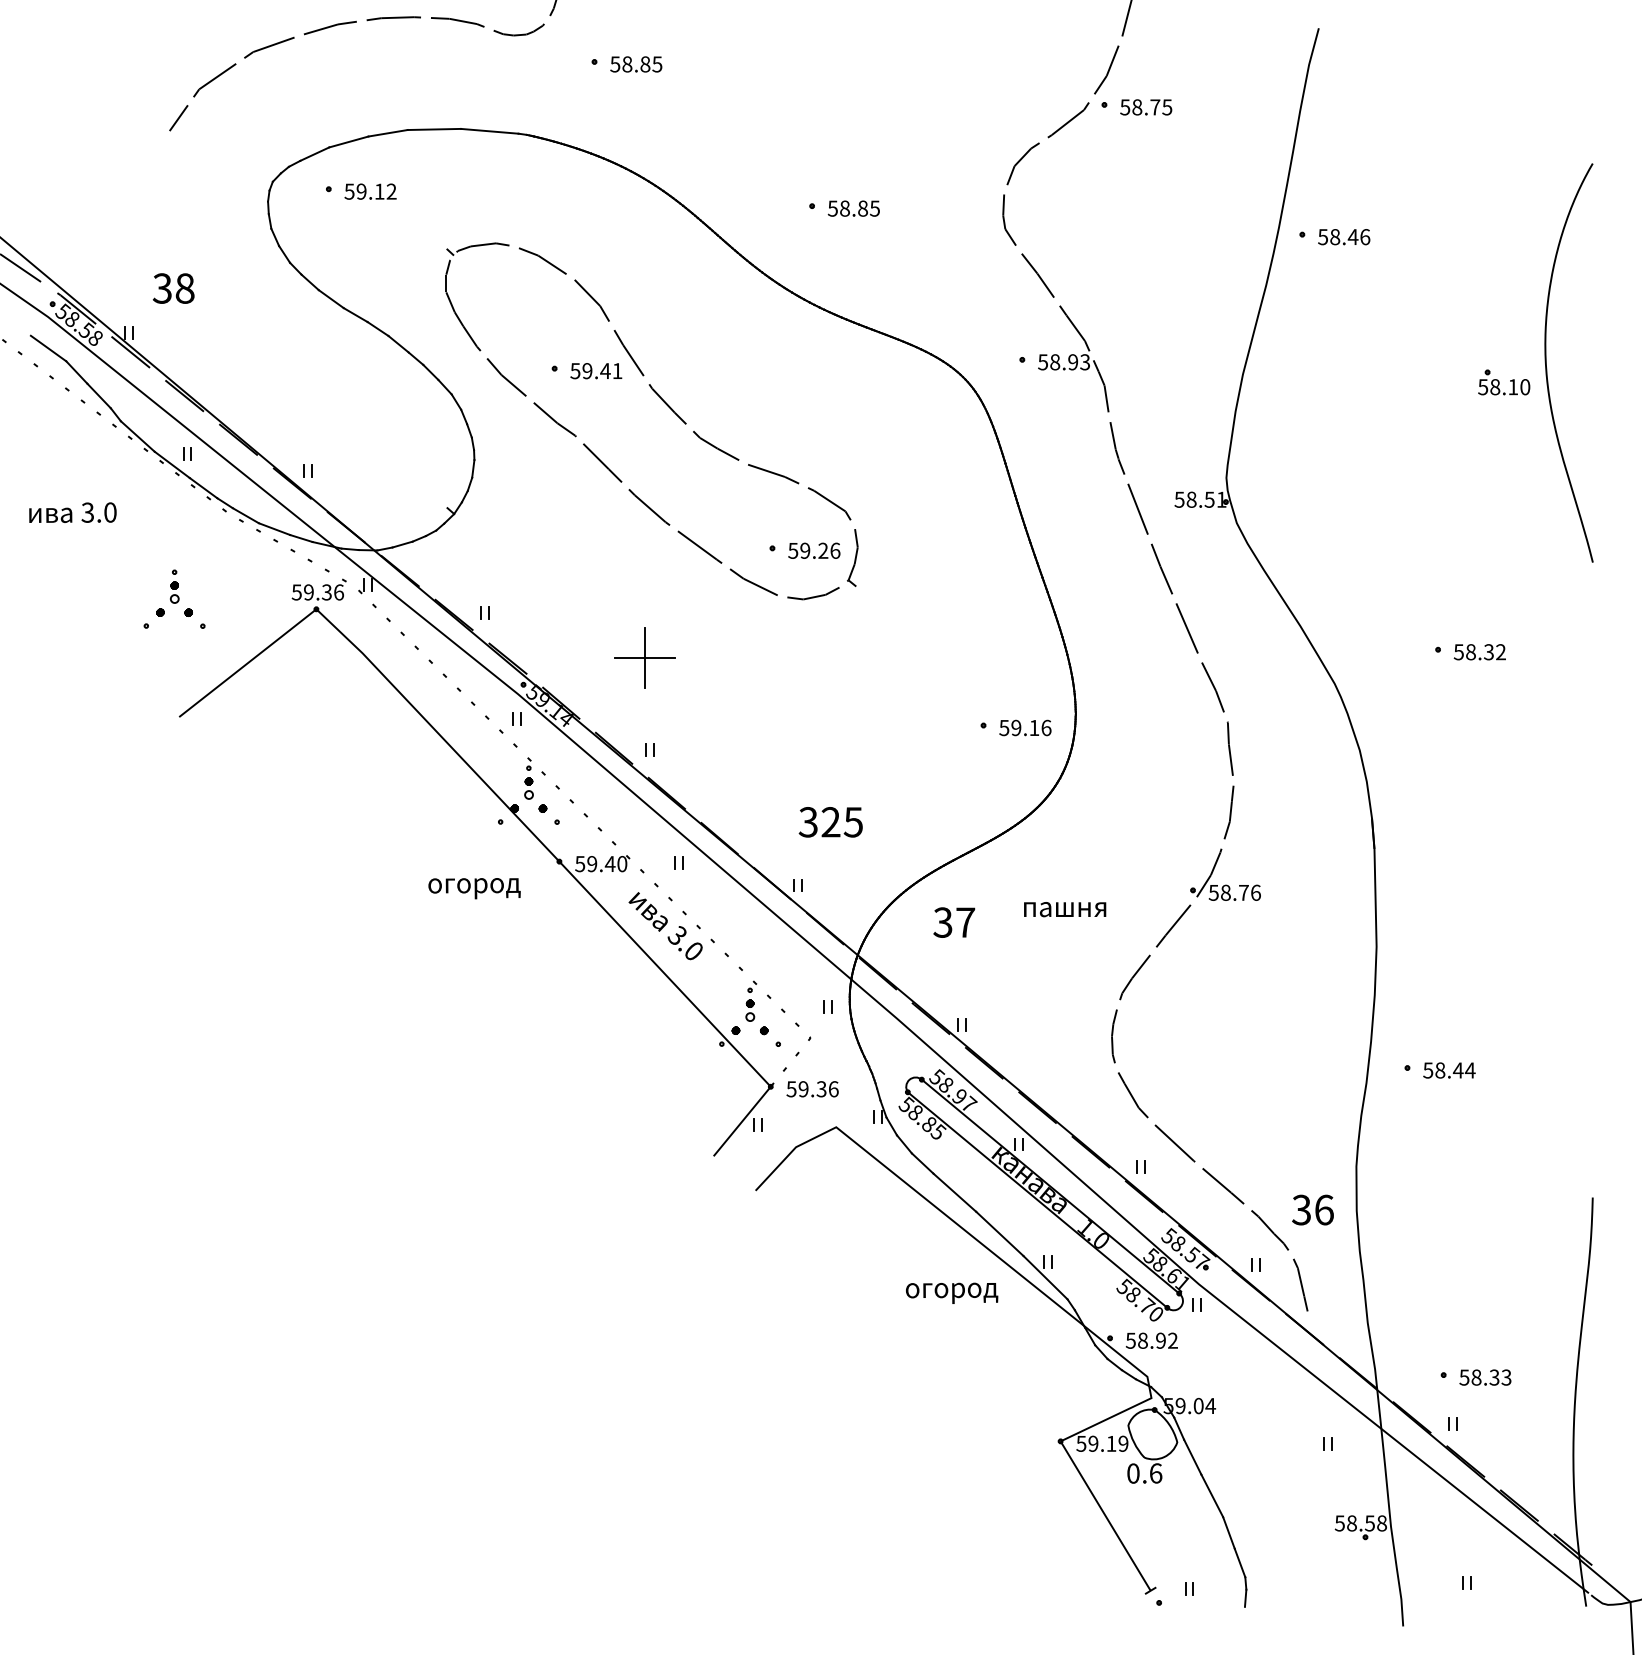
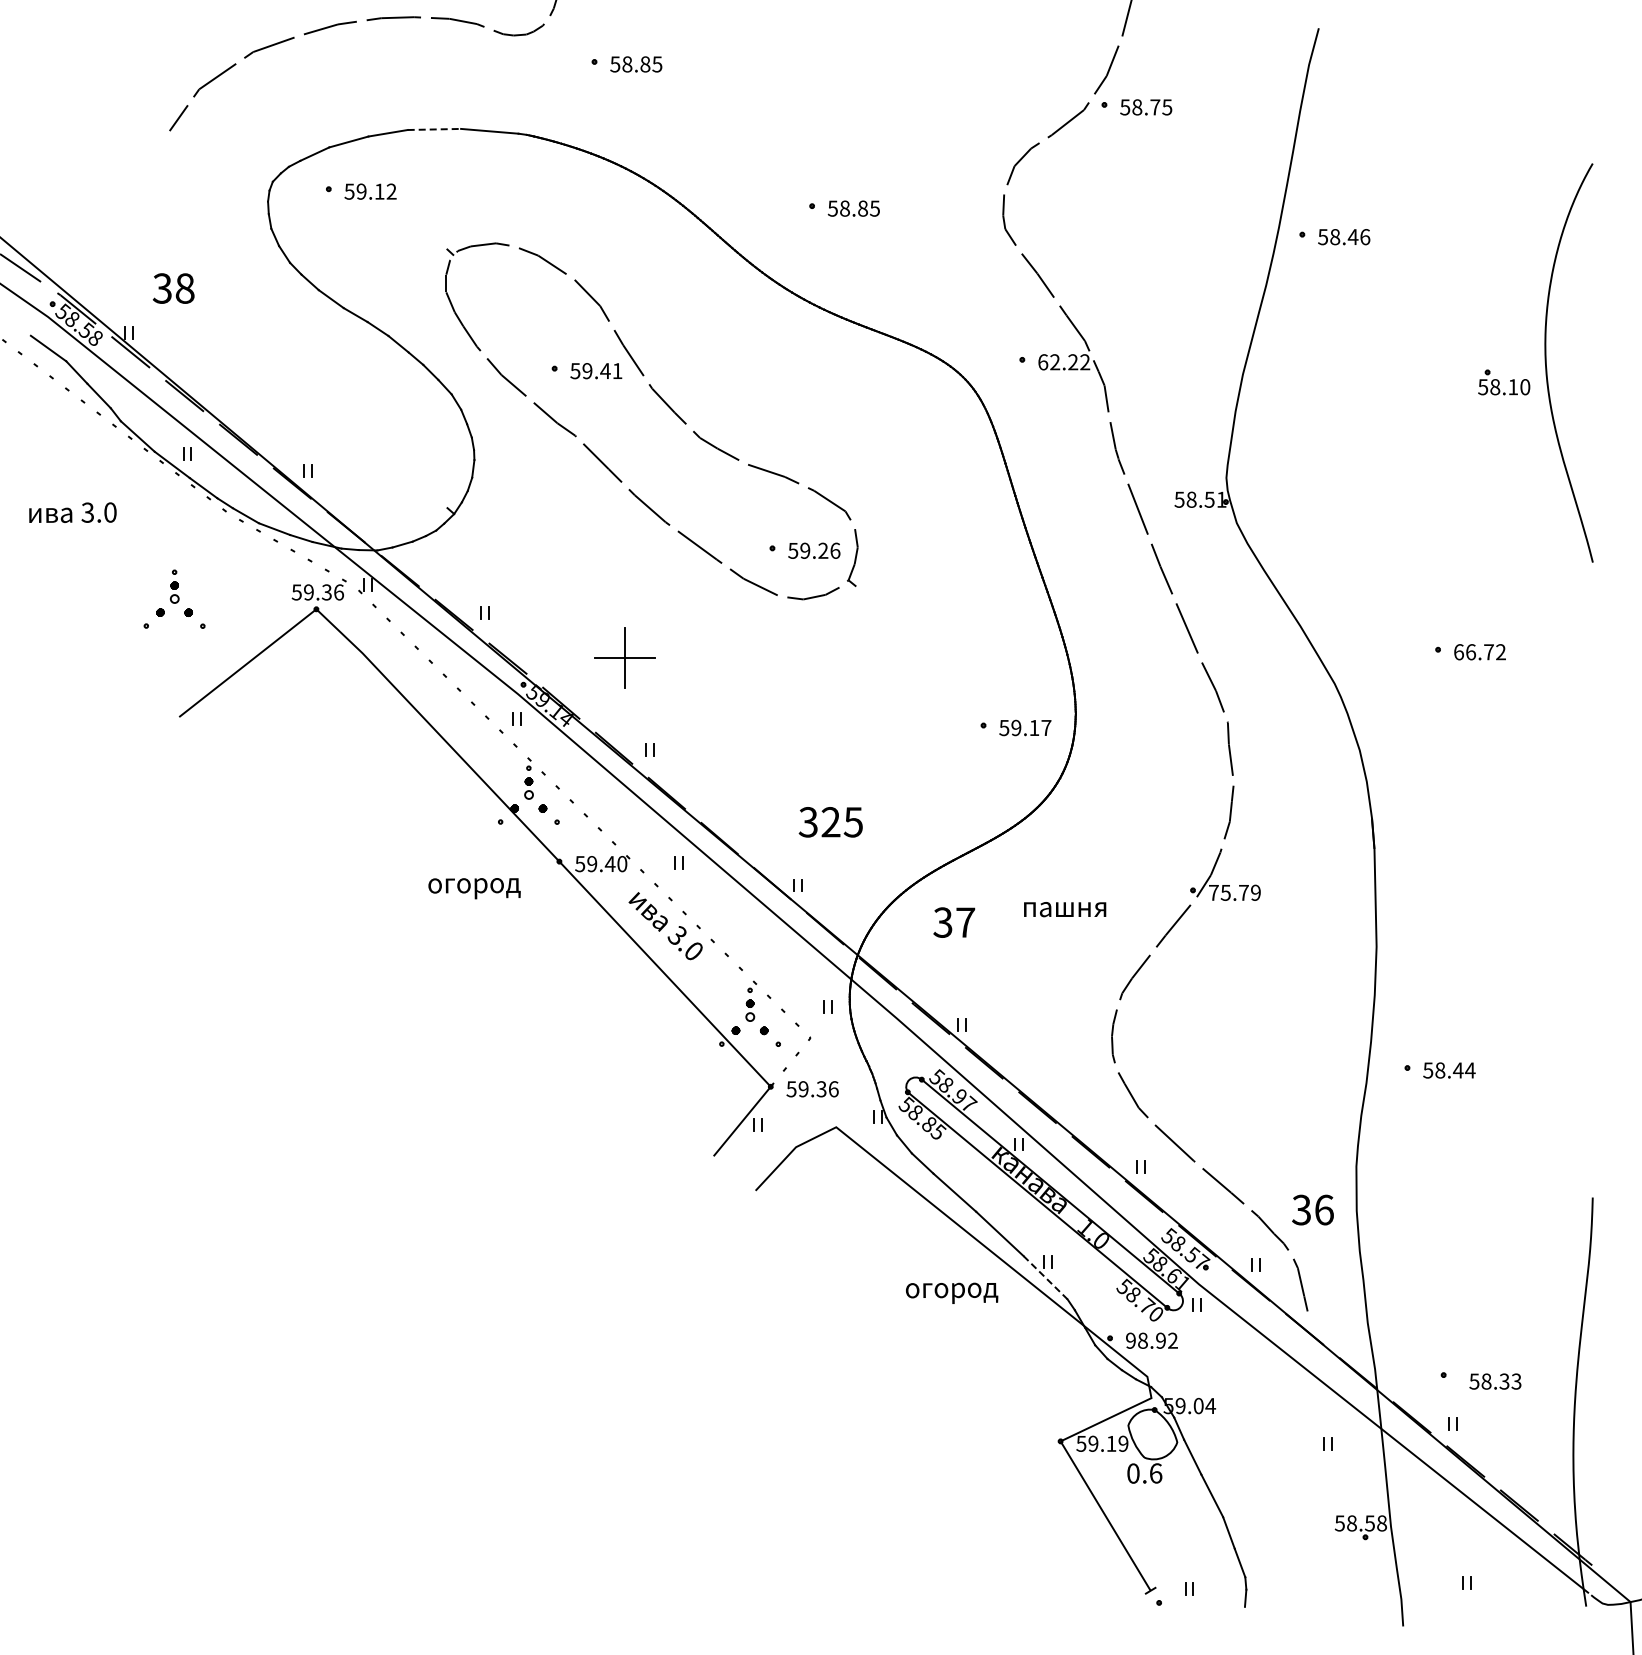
line: solid -> dashed (434, 129)
text: 58.93 -> 62.22 (1064, 362)
text: 58.32 -> 66.72 (1473, 652)
part position: (644, 657) -> (624, 657) (624, 657)
text: 59.16 -> 59.17 (1046, 727)
text: 58.76 -> 75.79 (1234, 892)
line: solid -> dashed (1045, 1277)
text: 58.92 -> 98.92 (1130, 1340)
text position: (1485, 1377) -> (1495, 1381) (1495, 1381)
